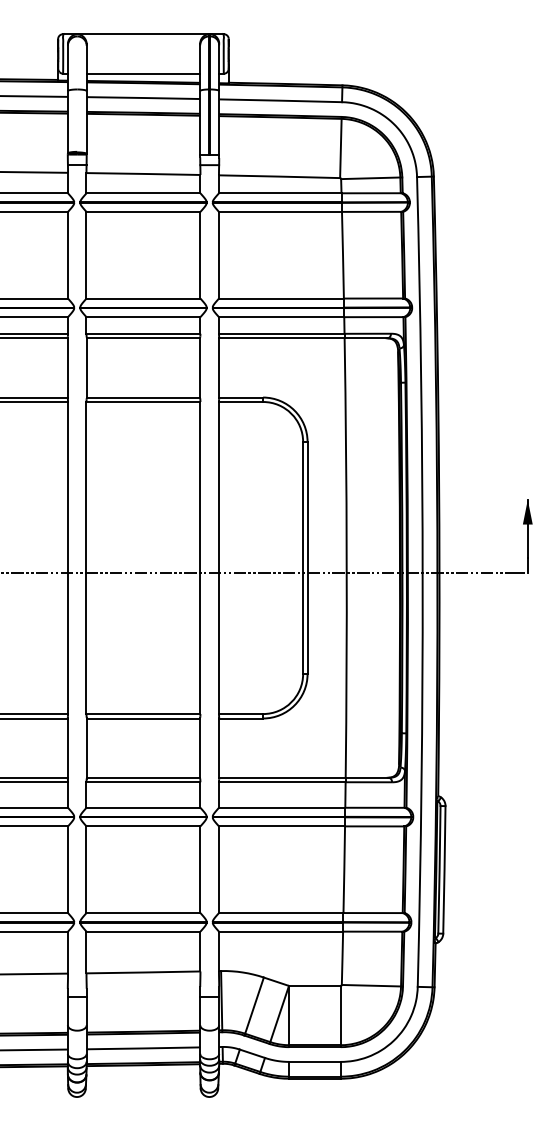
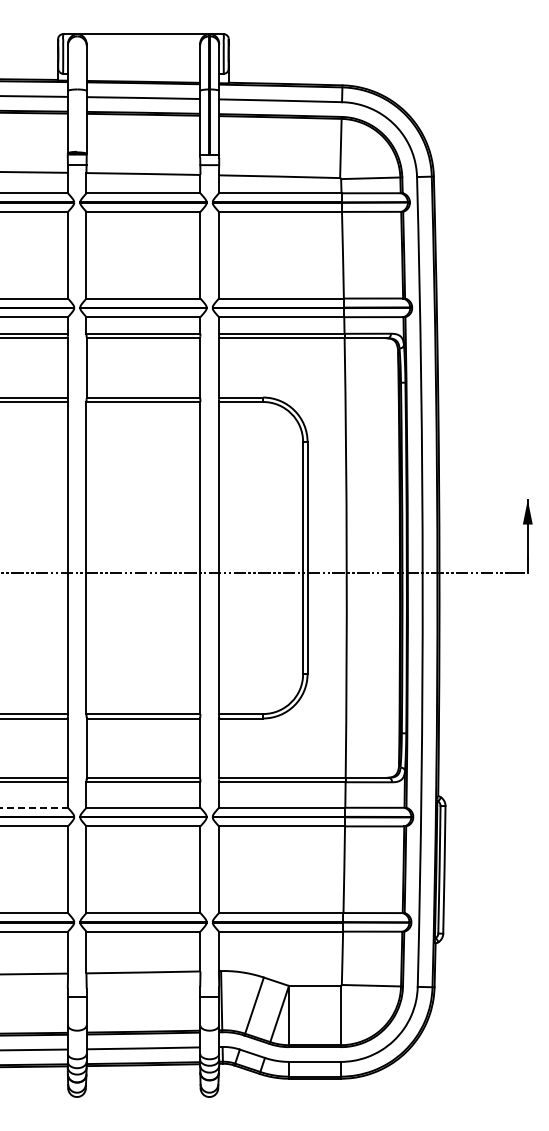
line: present -> none (143, 73)
line: solid -> dashed (34, 807)
